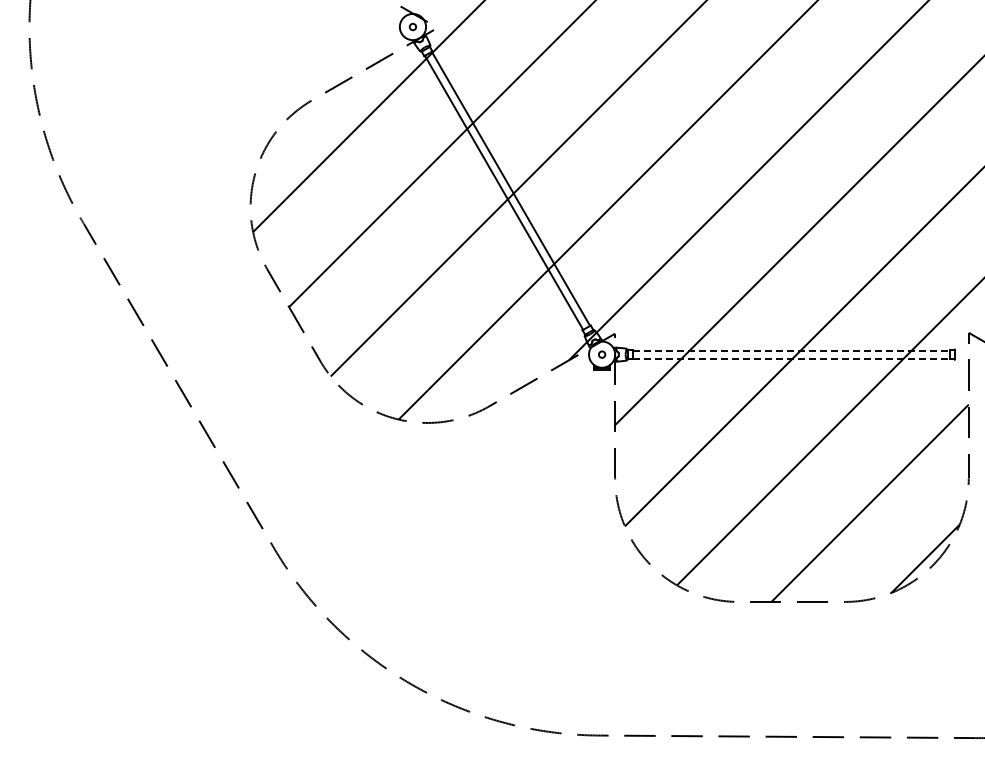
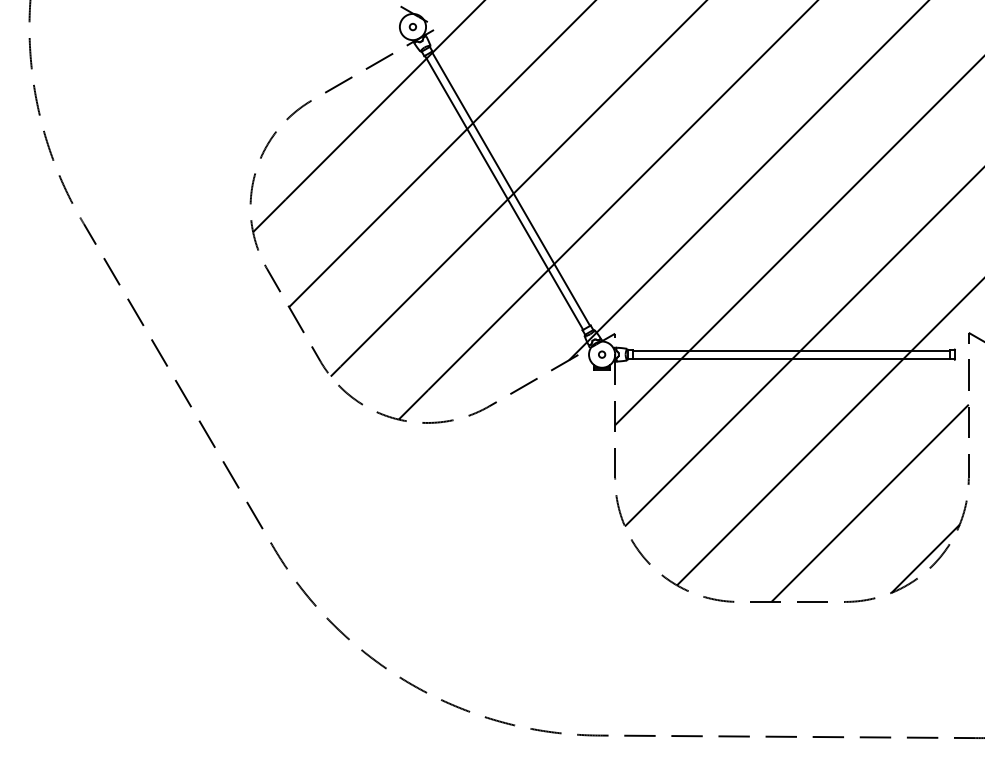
line: dashed -> solid (791, 350)
line: dashed -> solid (791, 358)
